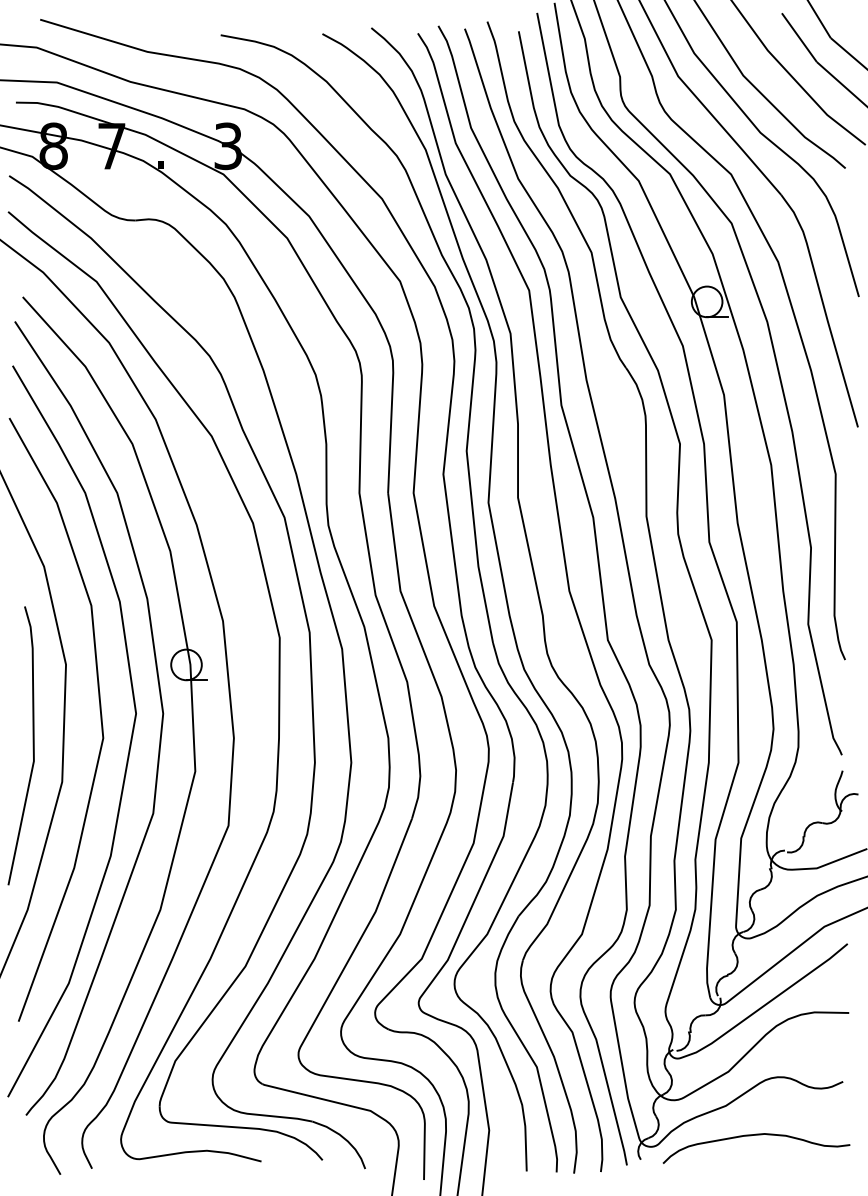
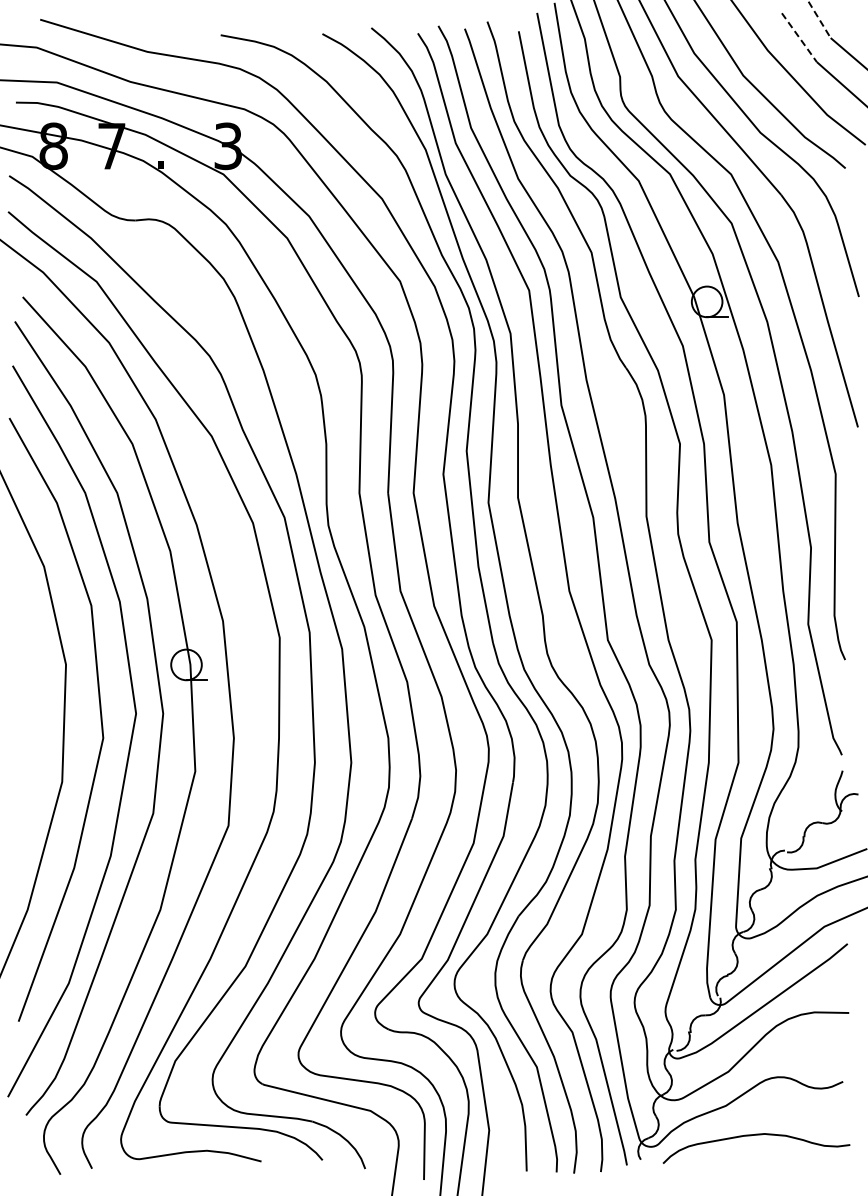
line: solid -> dashed (819, 19)
line: solid -> dashed (799, 37)
line: present -> none (32, 745)
